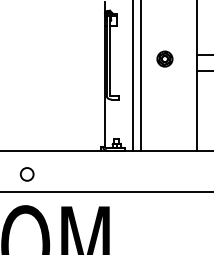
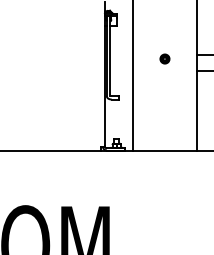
part size: 18x18 px -> 12x12 px (164, 58)
line: present -> none (141, 76)
circle: present -> none (26, 174)
line: present -> none (106, 191)
